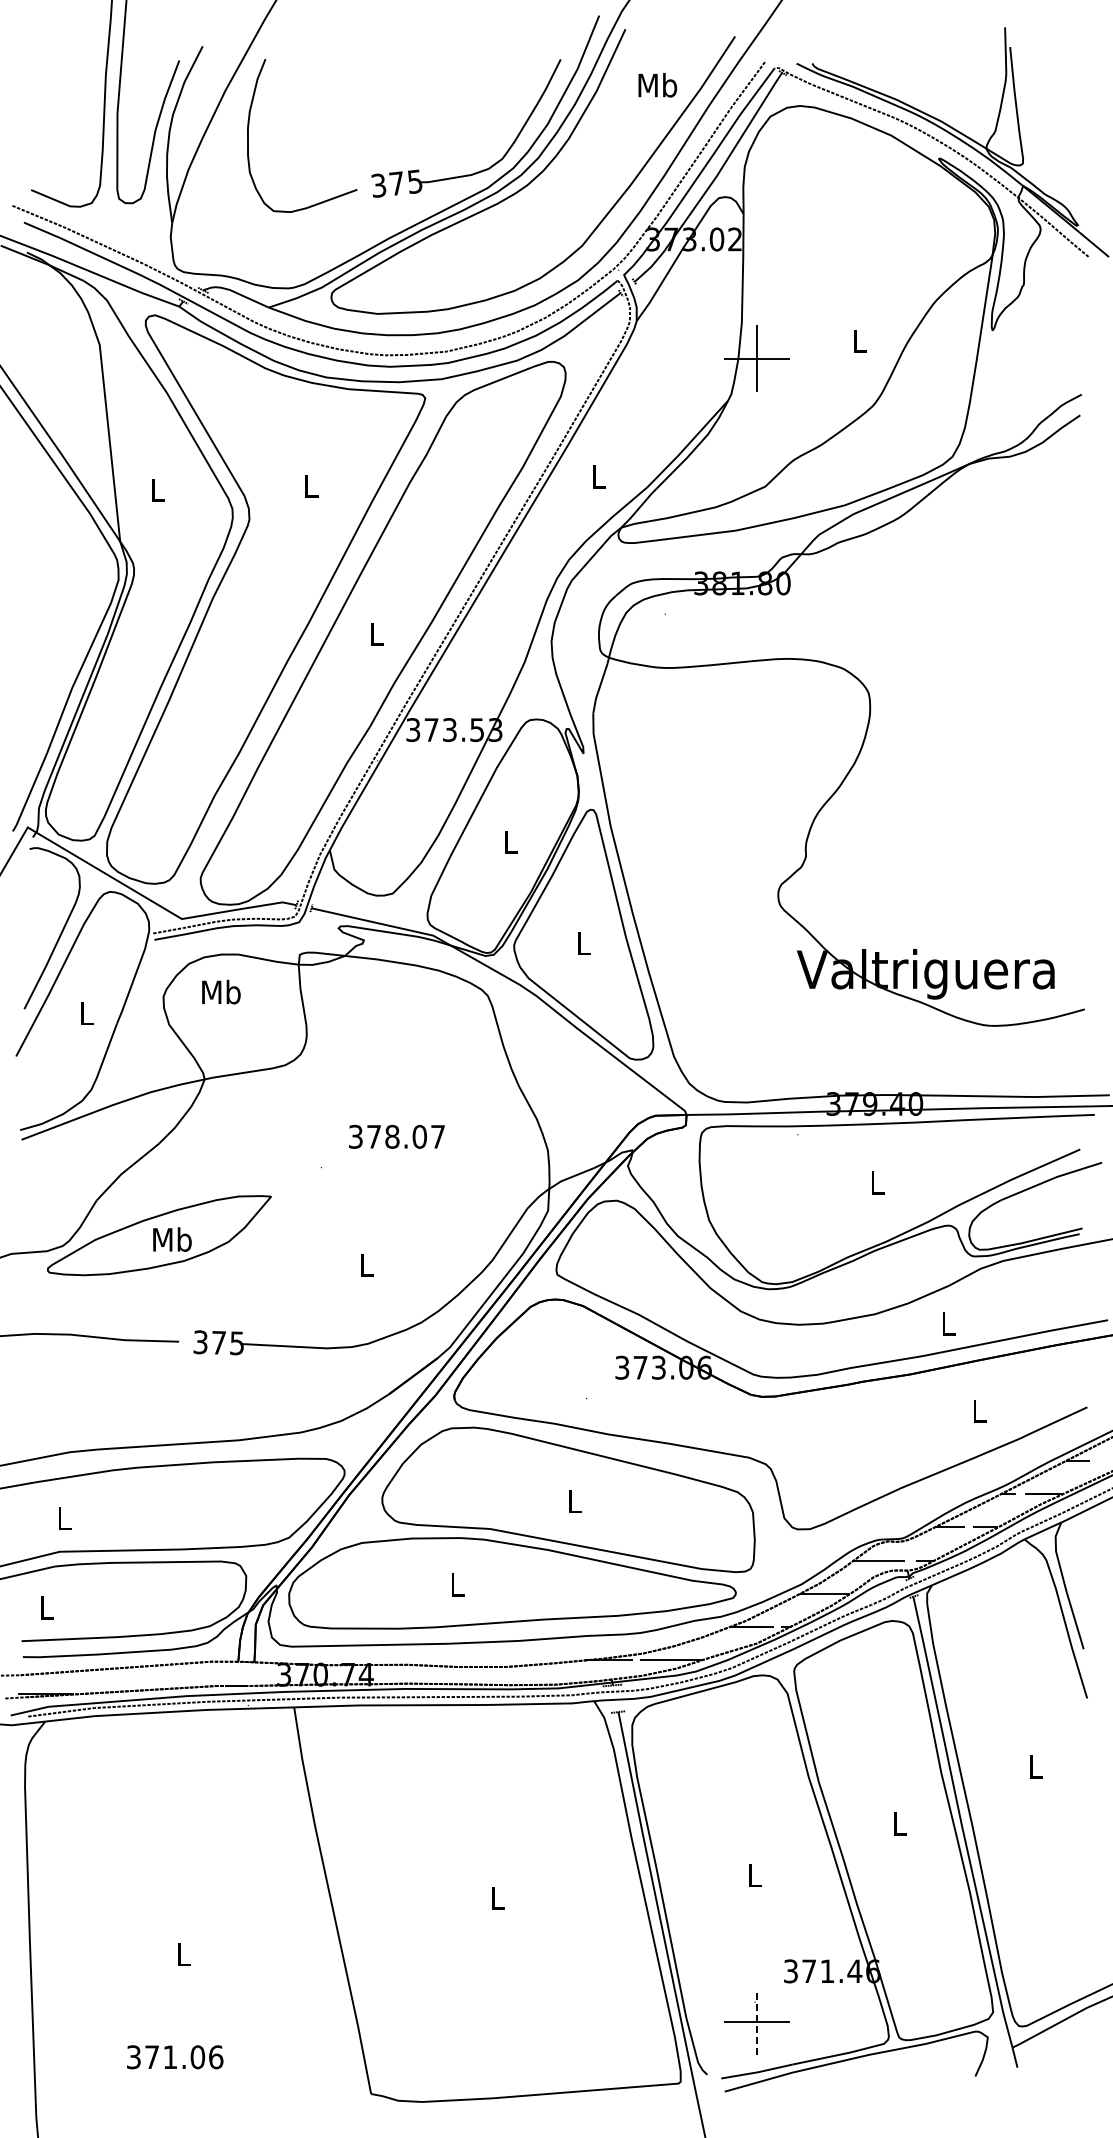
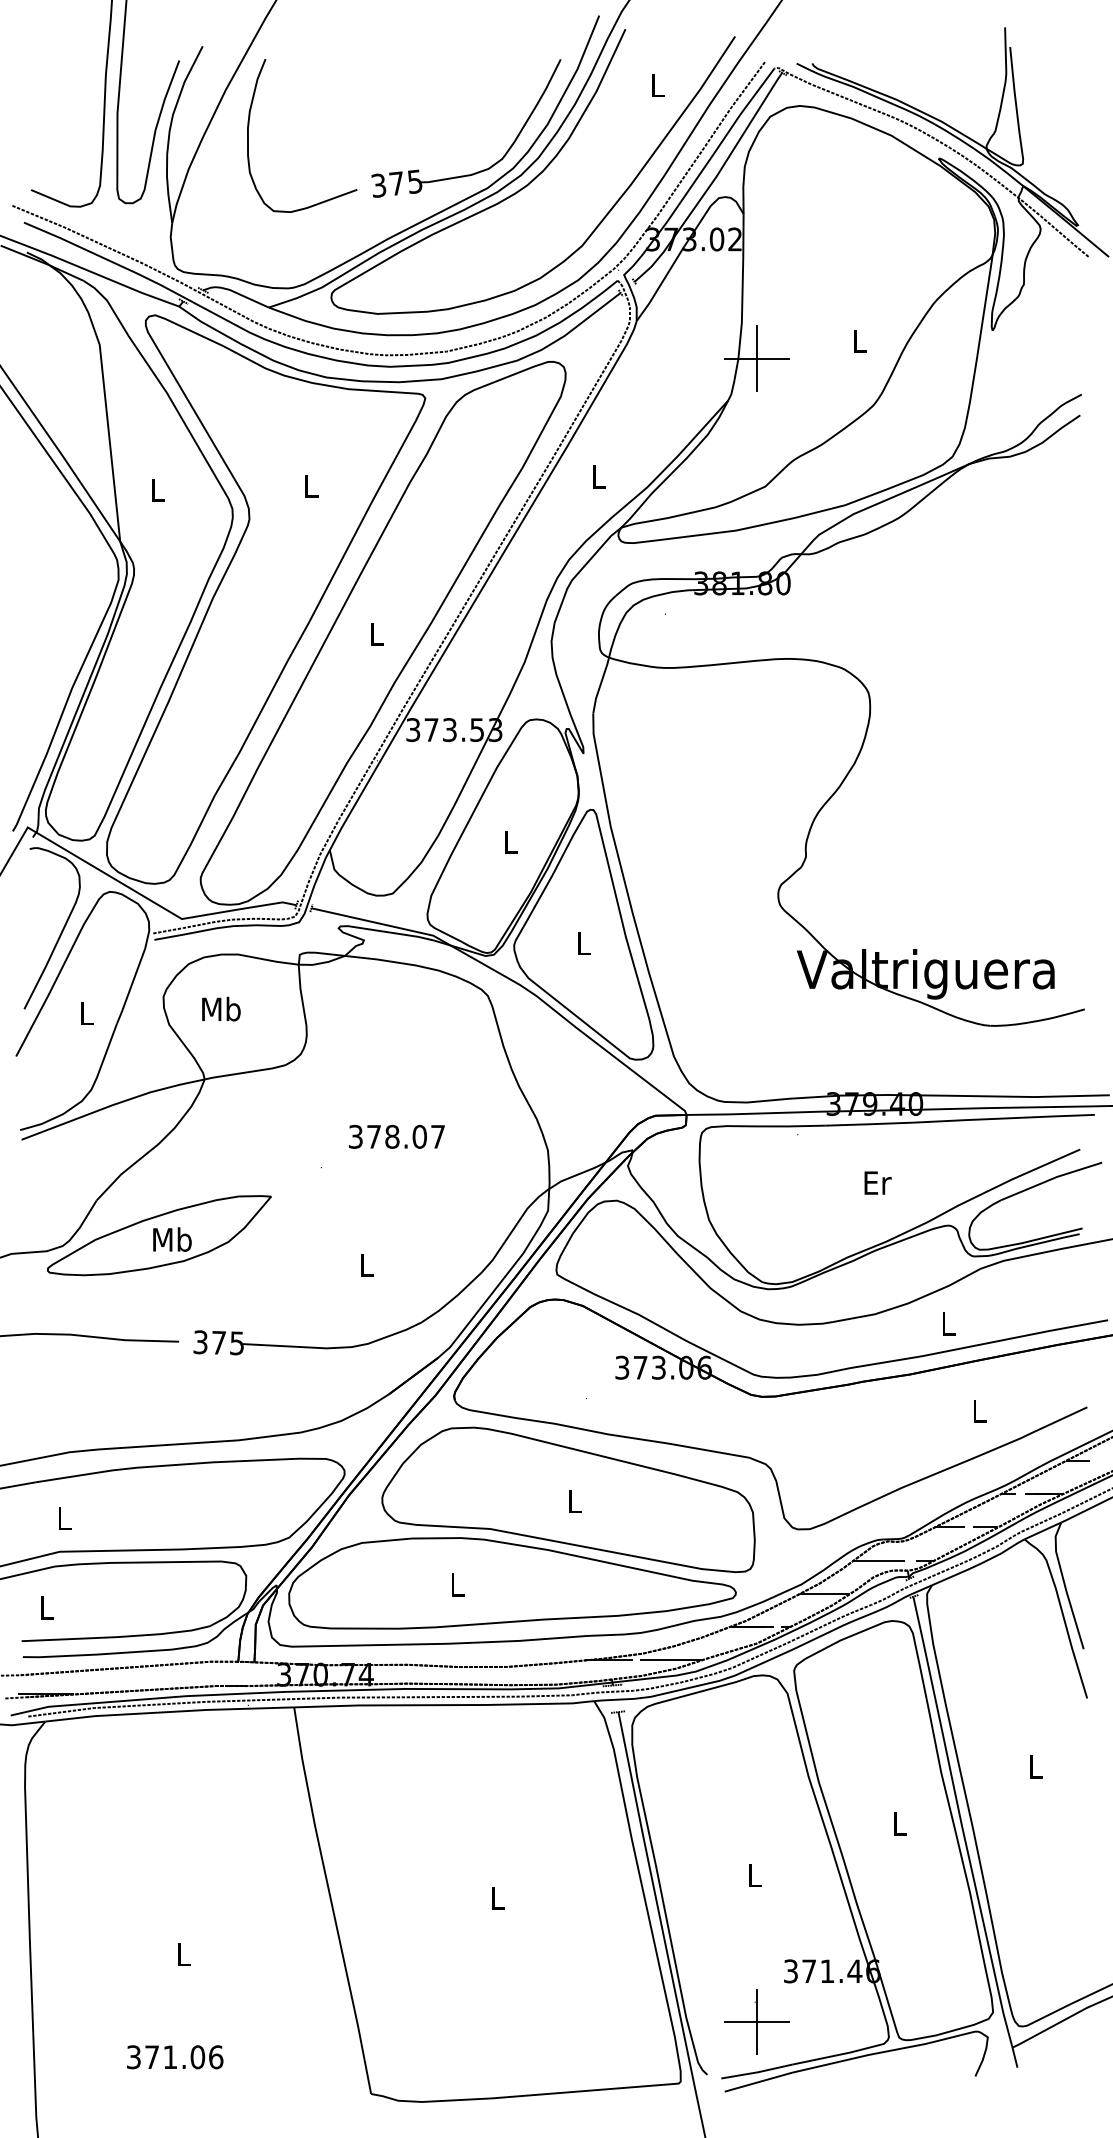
text: Mb -> L (657, 85)
text position: (221, 991) -> (221, 1008) (221, 1008)
text: L -> Er (877, 1182)
line: dashed -> solid (756, 2021)
